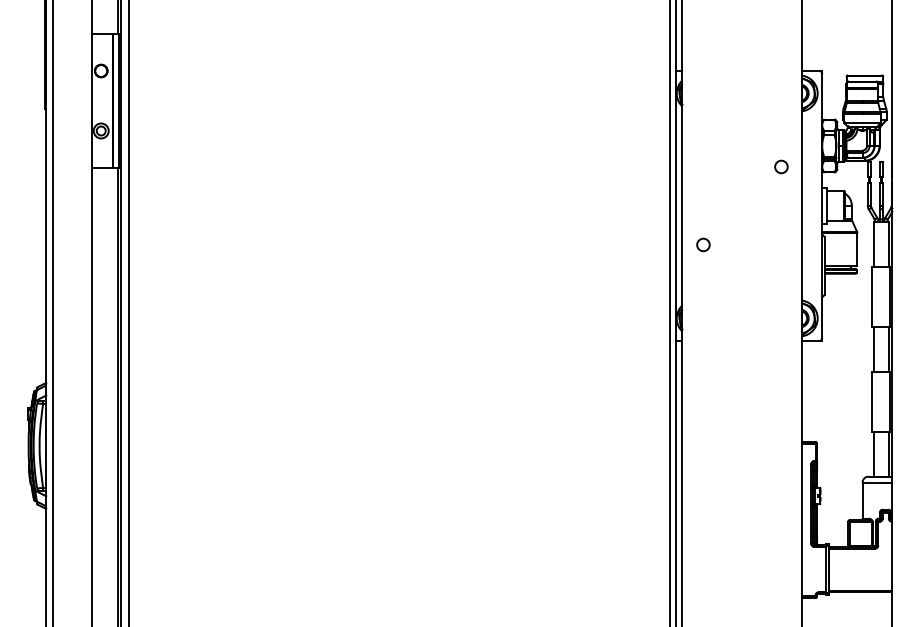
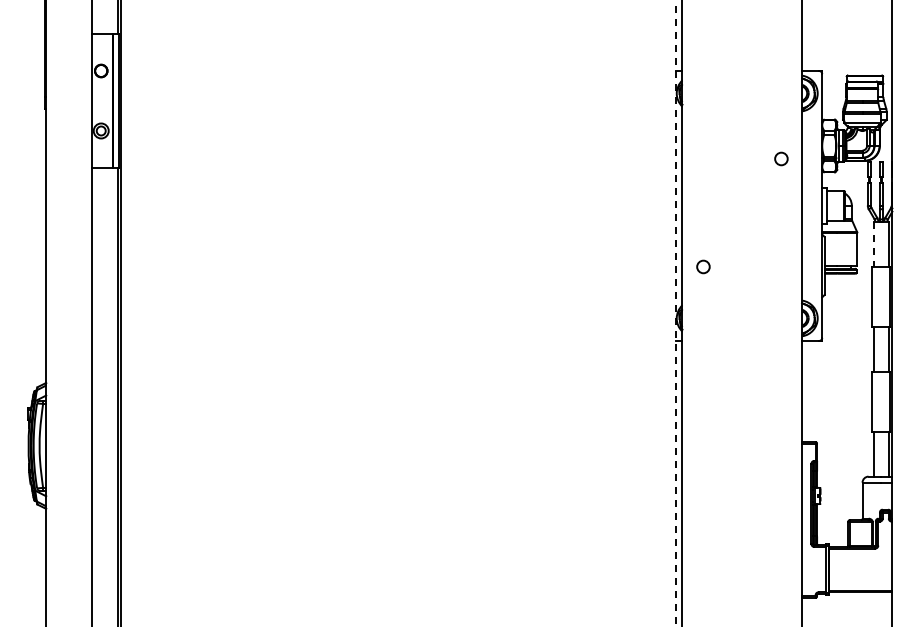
circle position: (781, 166) -> (781, 158) (781, 158)
circle position: (703, 244) -> (703, 266) (703, 266)
line: solid -> dashed (873, 244)
line: present -> none (53, 312)
line: present -> none (129, 312)
line: present -> none (670, 312)
line: solid -> dashed (676, 312)
